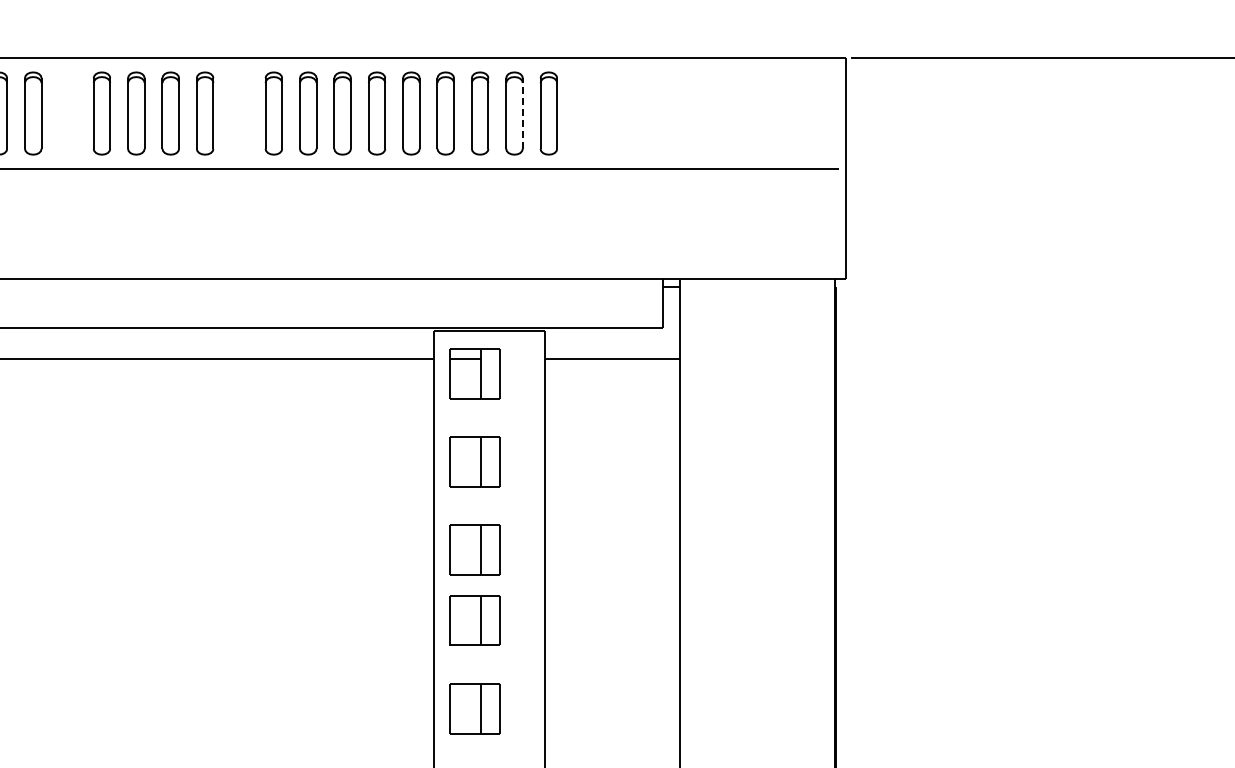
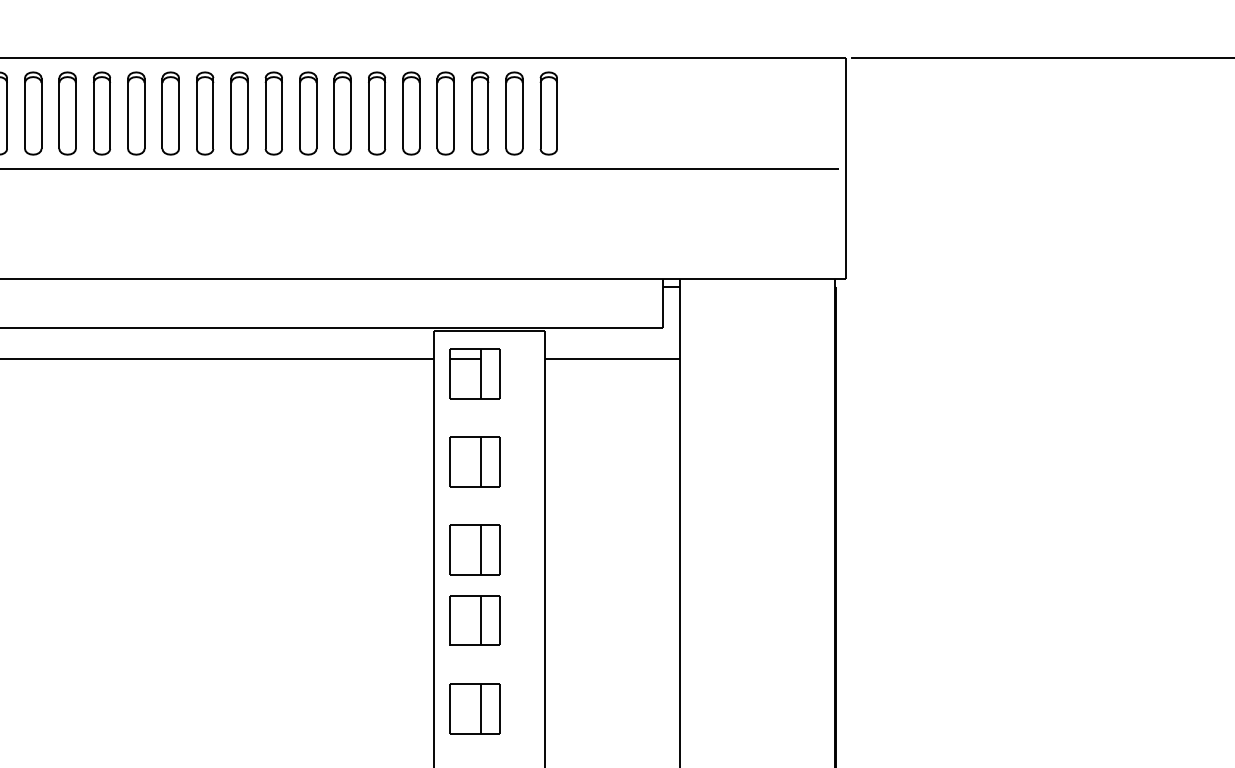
part: none -> present (67, 113)
part: none -> present (239, 113)
line: dashed -> solid (522, 113)
